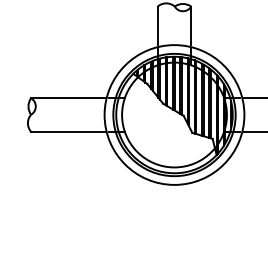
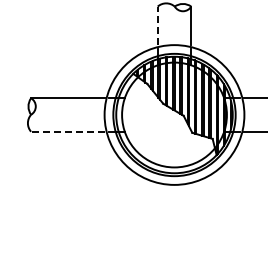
line: solid -> dashed (157, 25)
line: solid -> dashed (67, 131)
